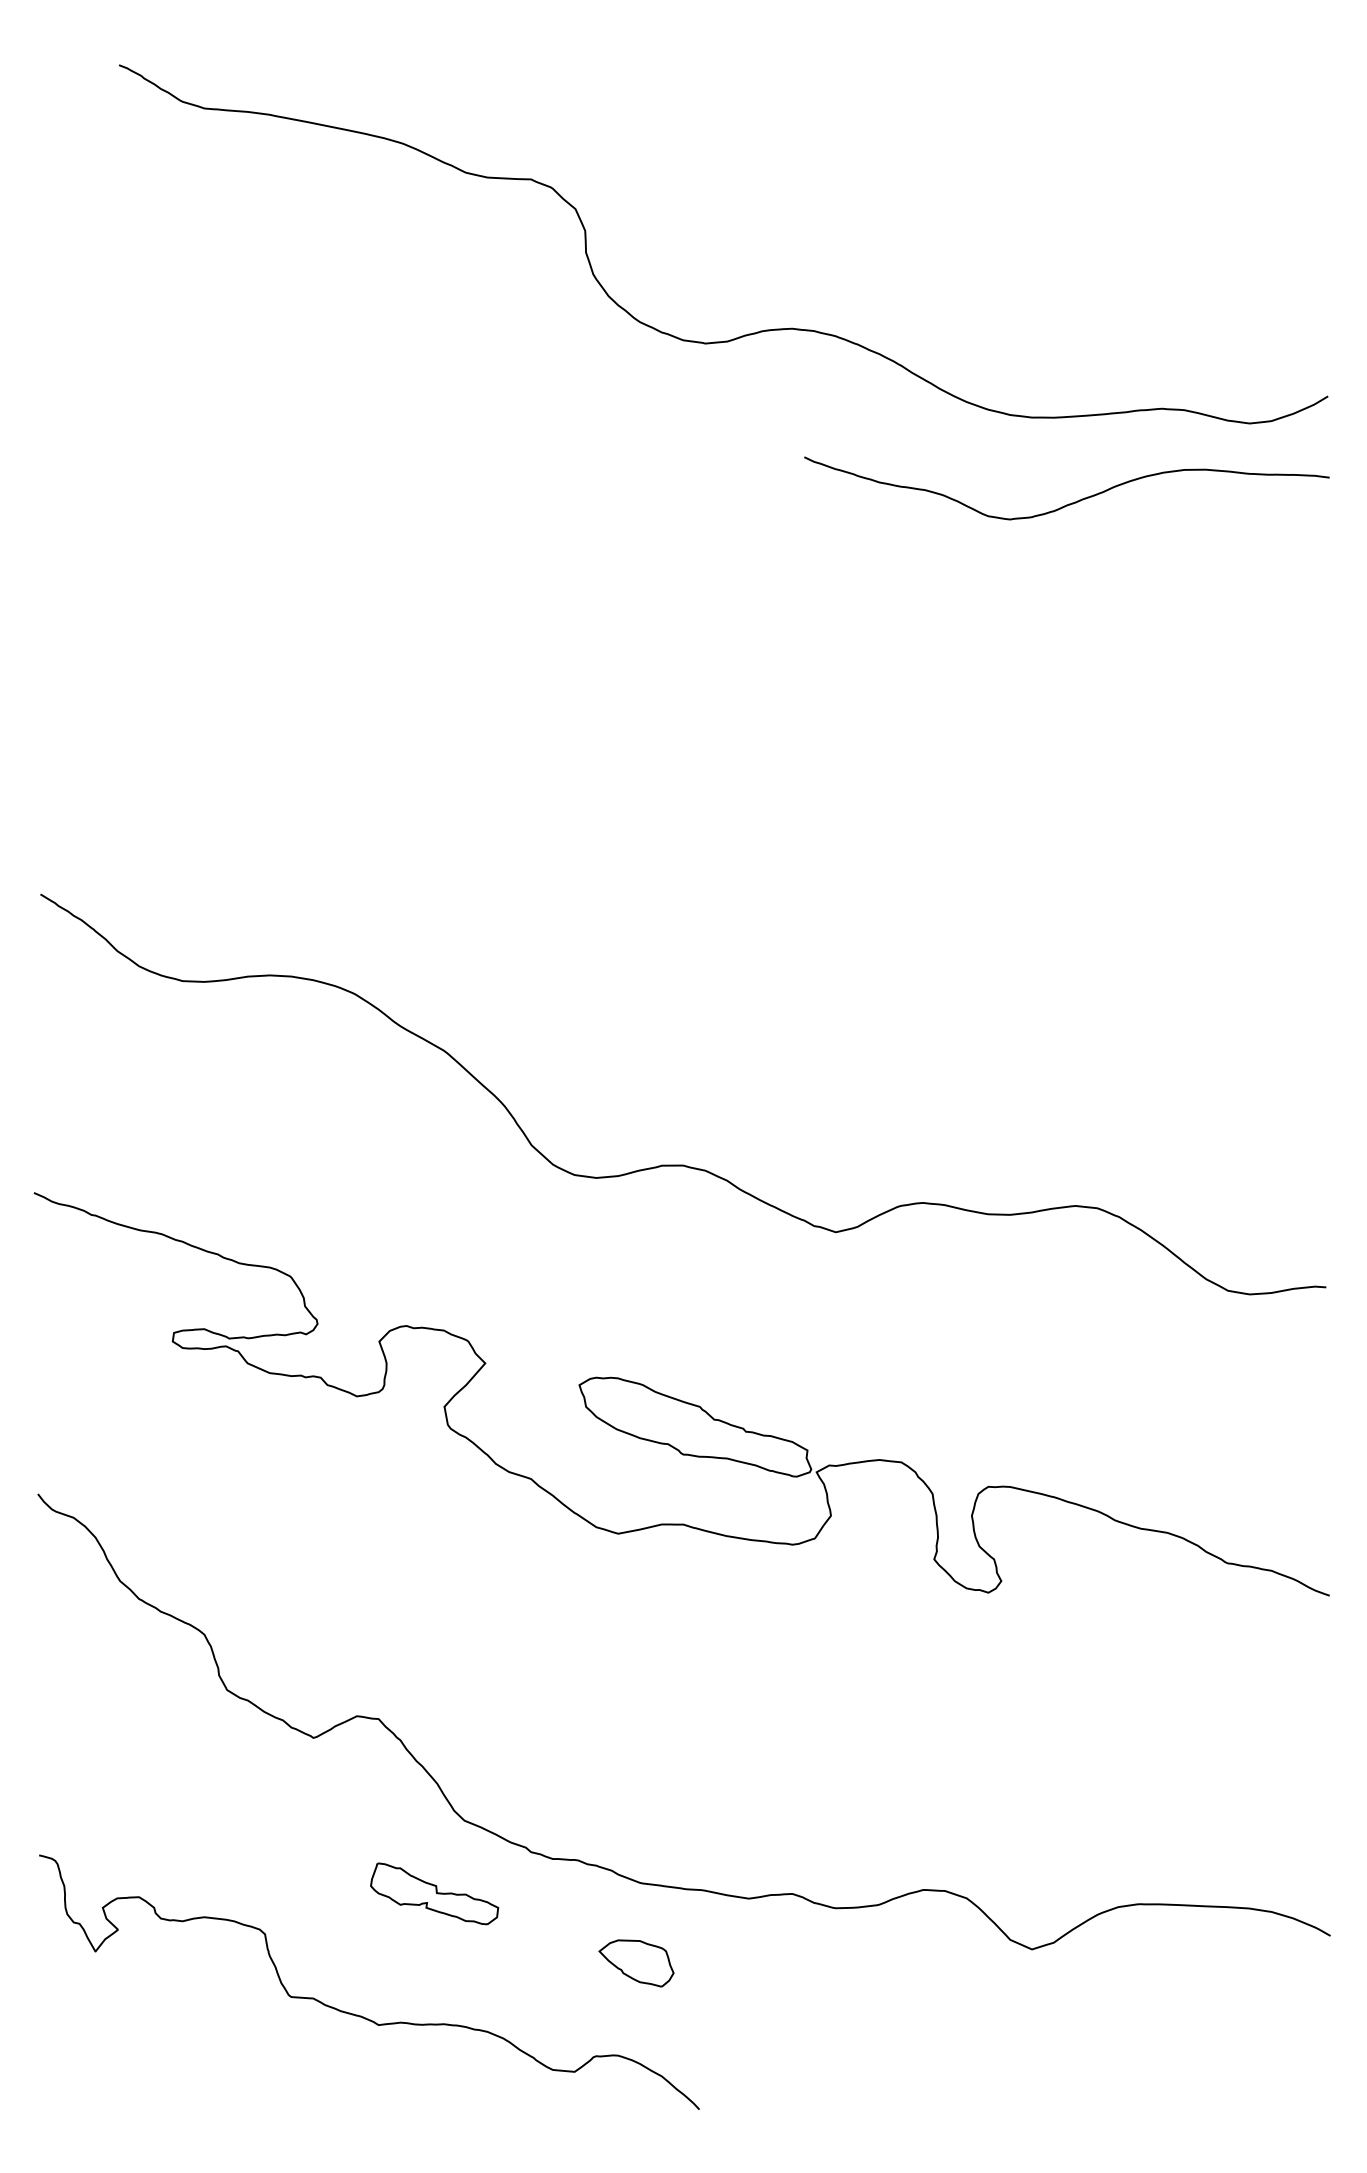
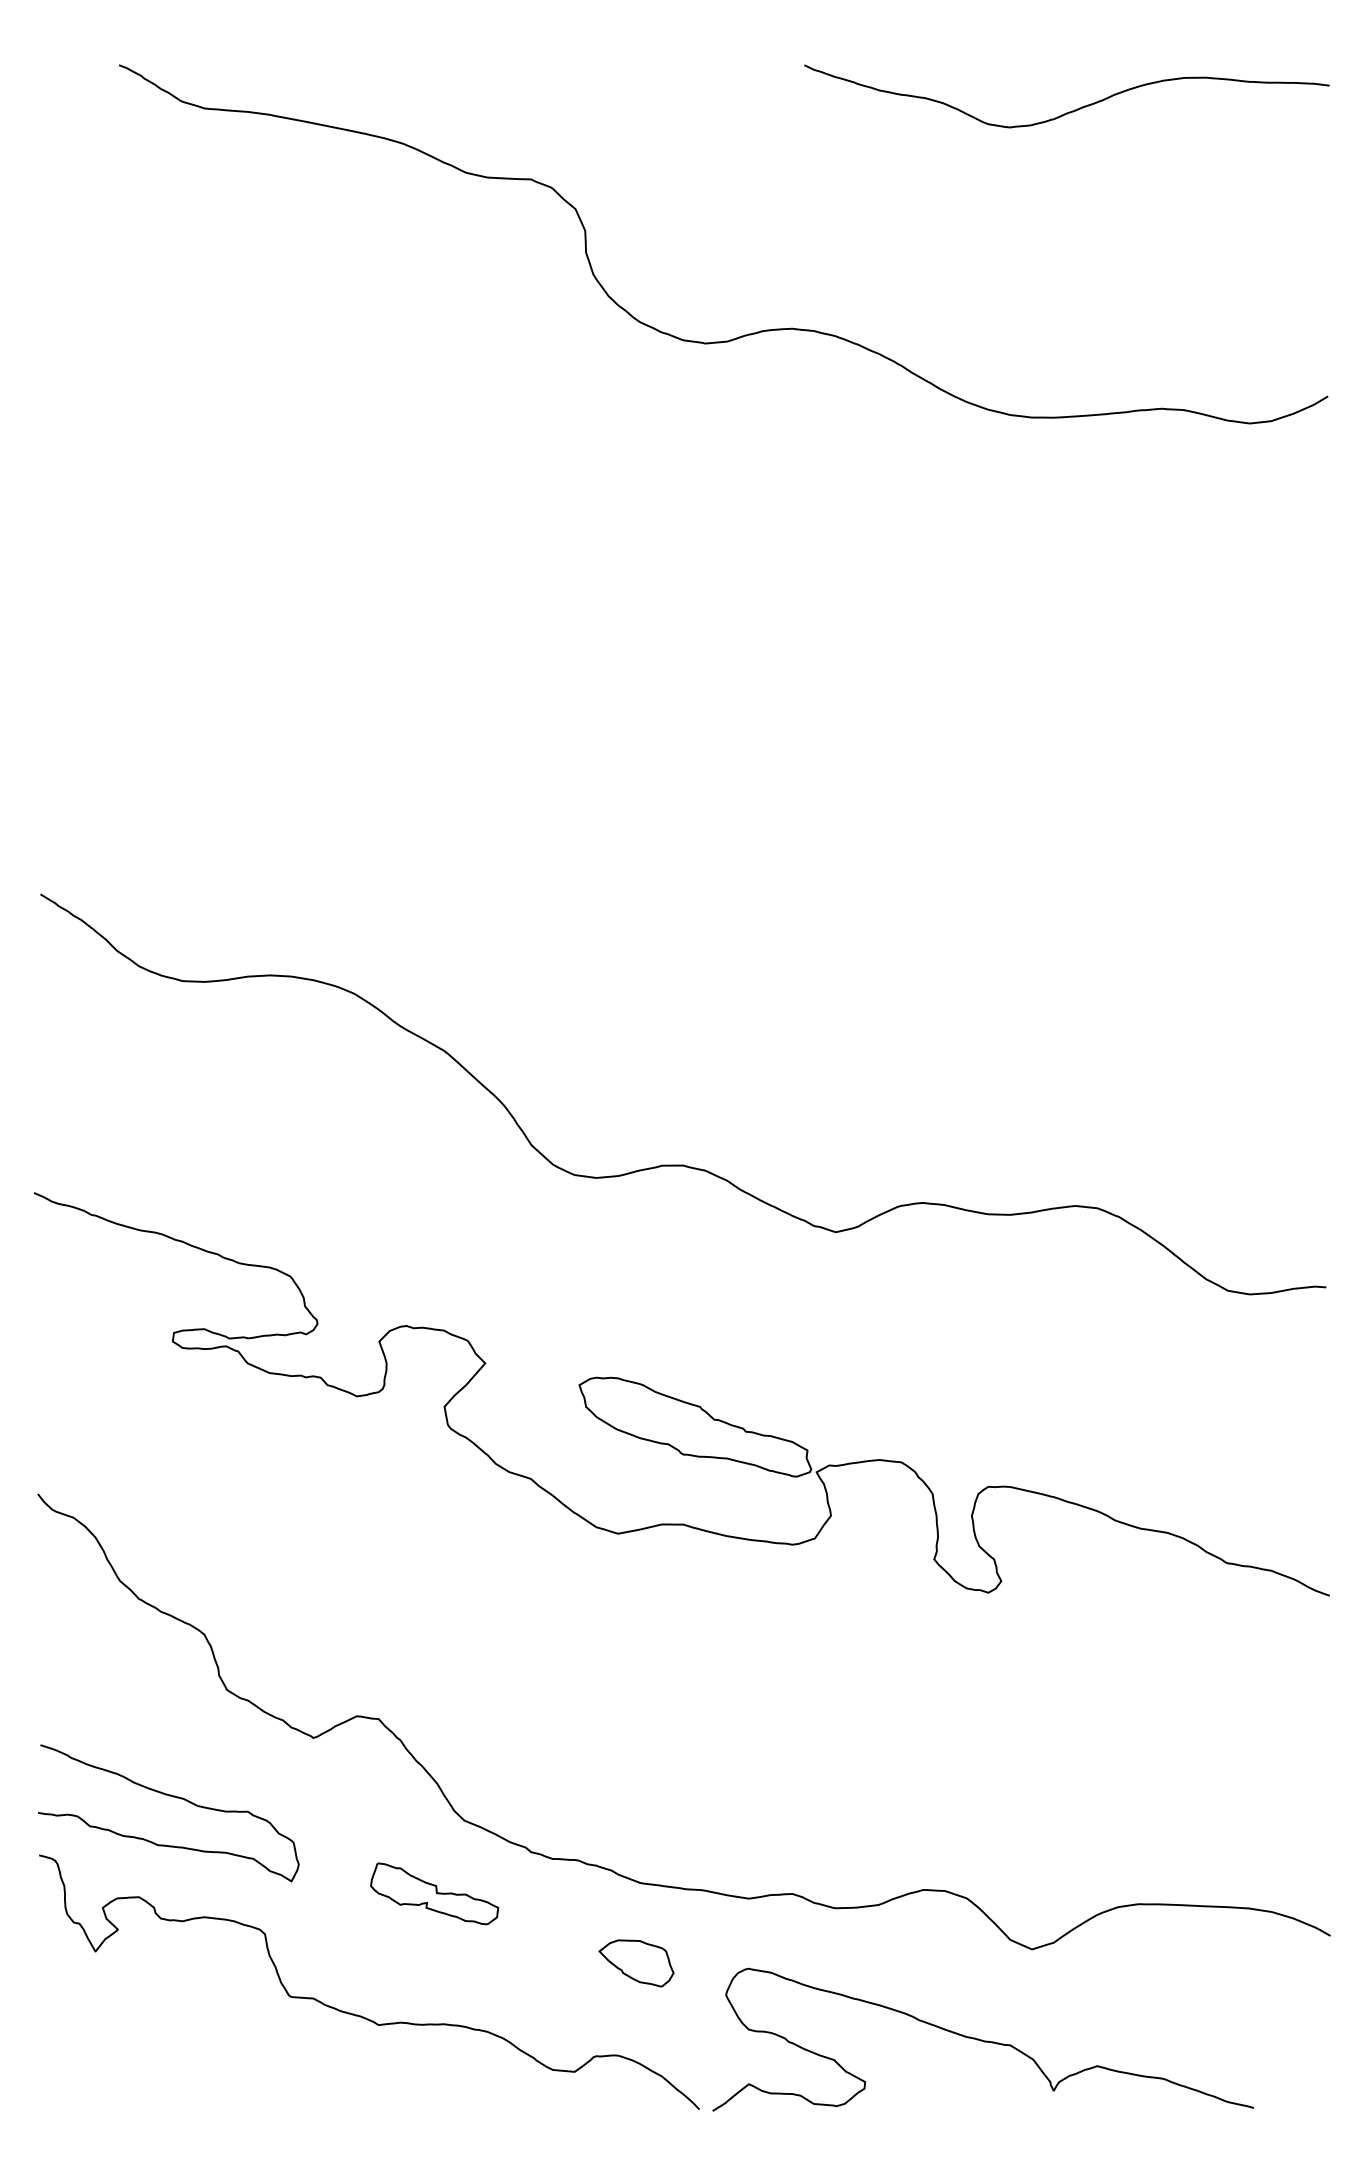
curve position: (1072, 502) -> (1072, 110) (1072, 110)
curve: none -> present (173, 1797)
curve: none -> present (982, 2039)
